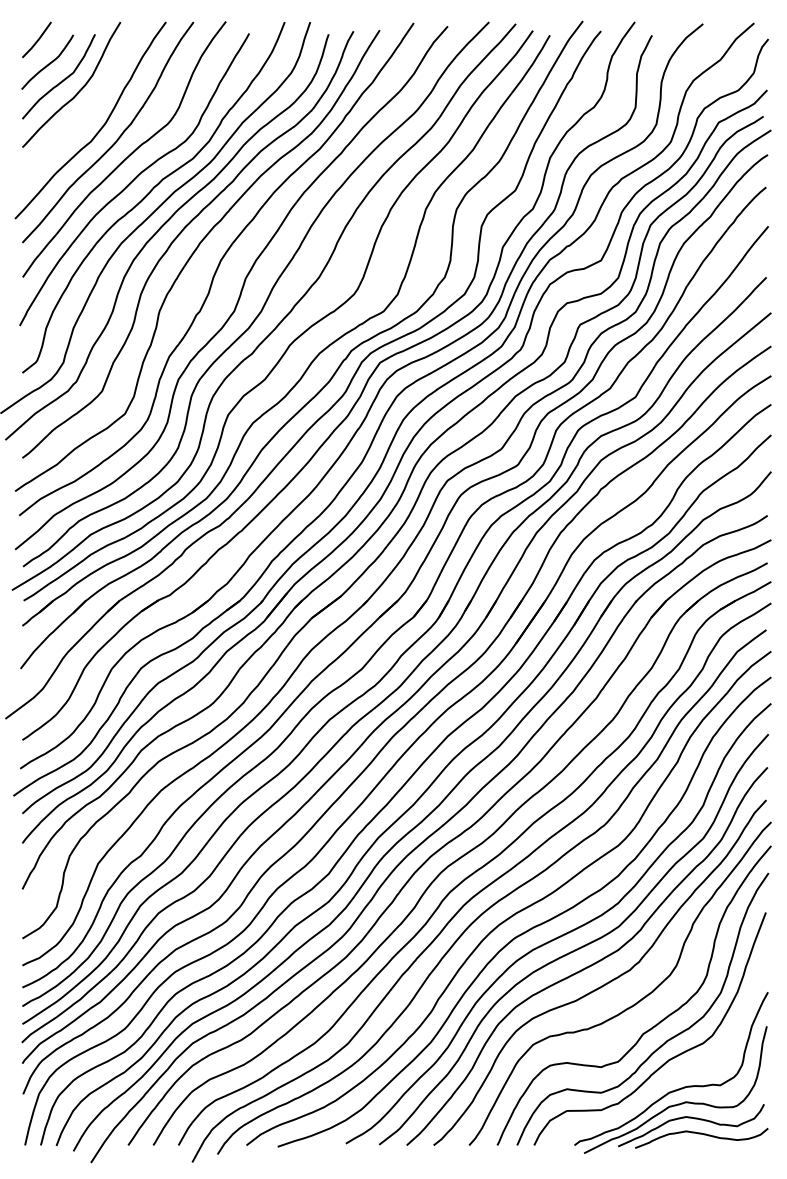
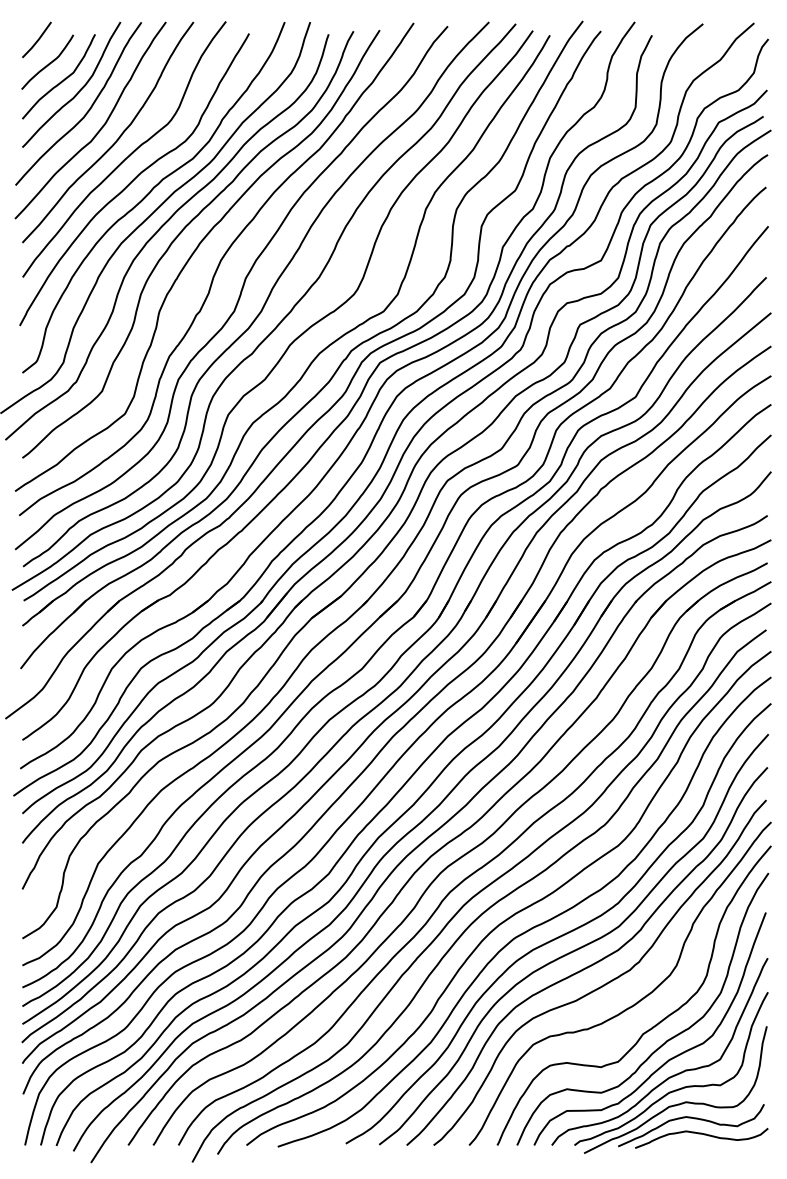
curve: none -> present (87, 110)
curve: none -> present (671, 1075)
